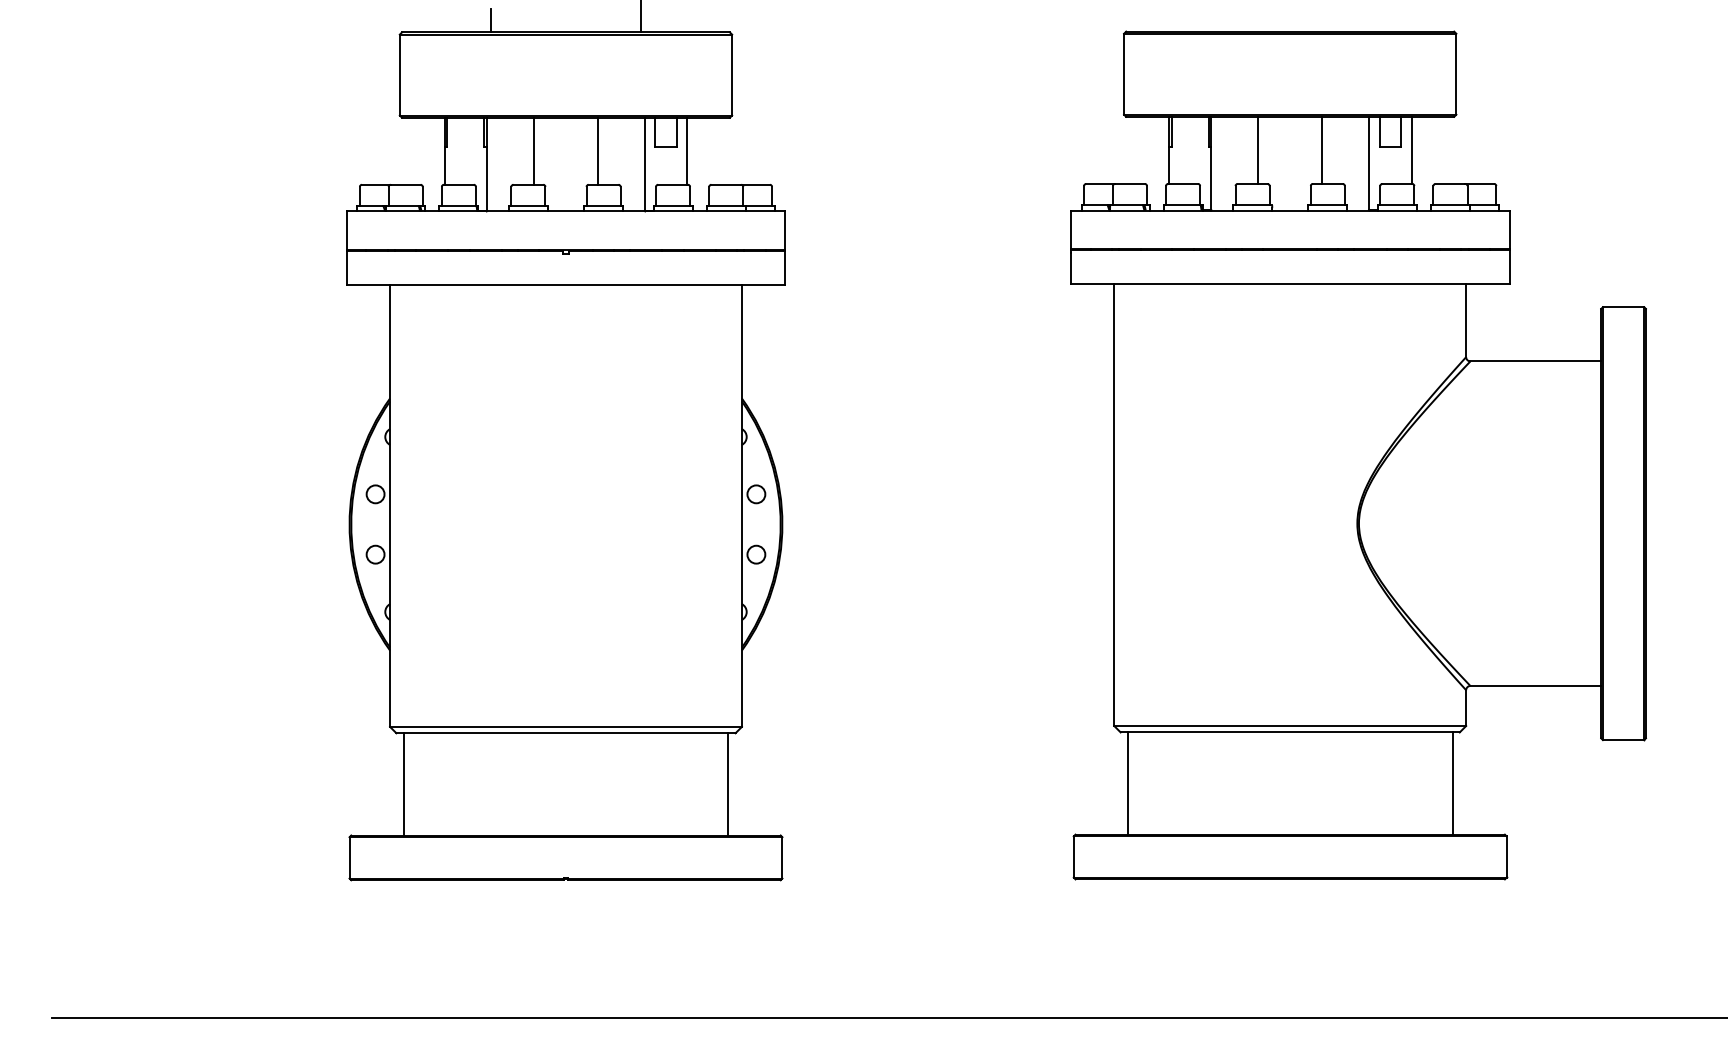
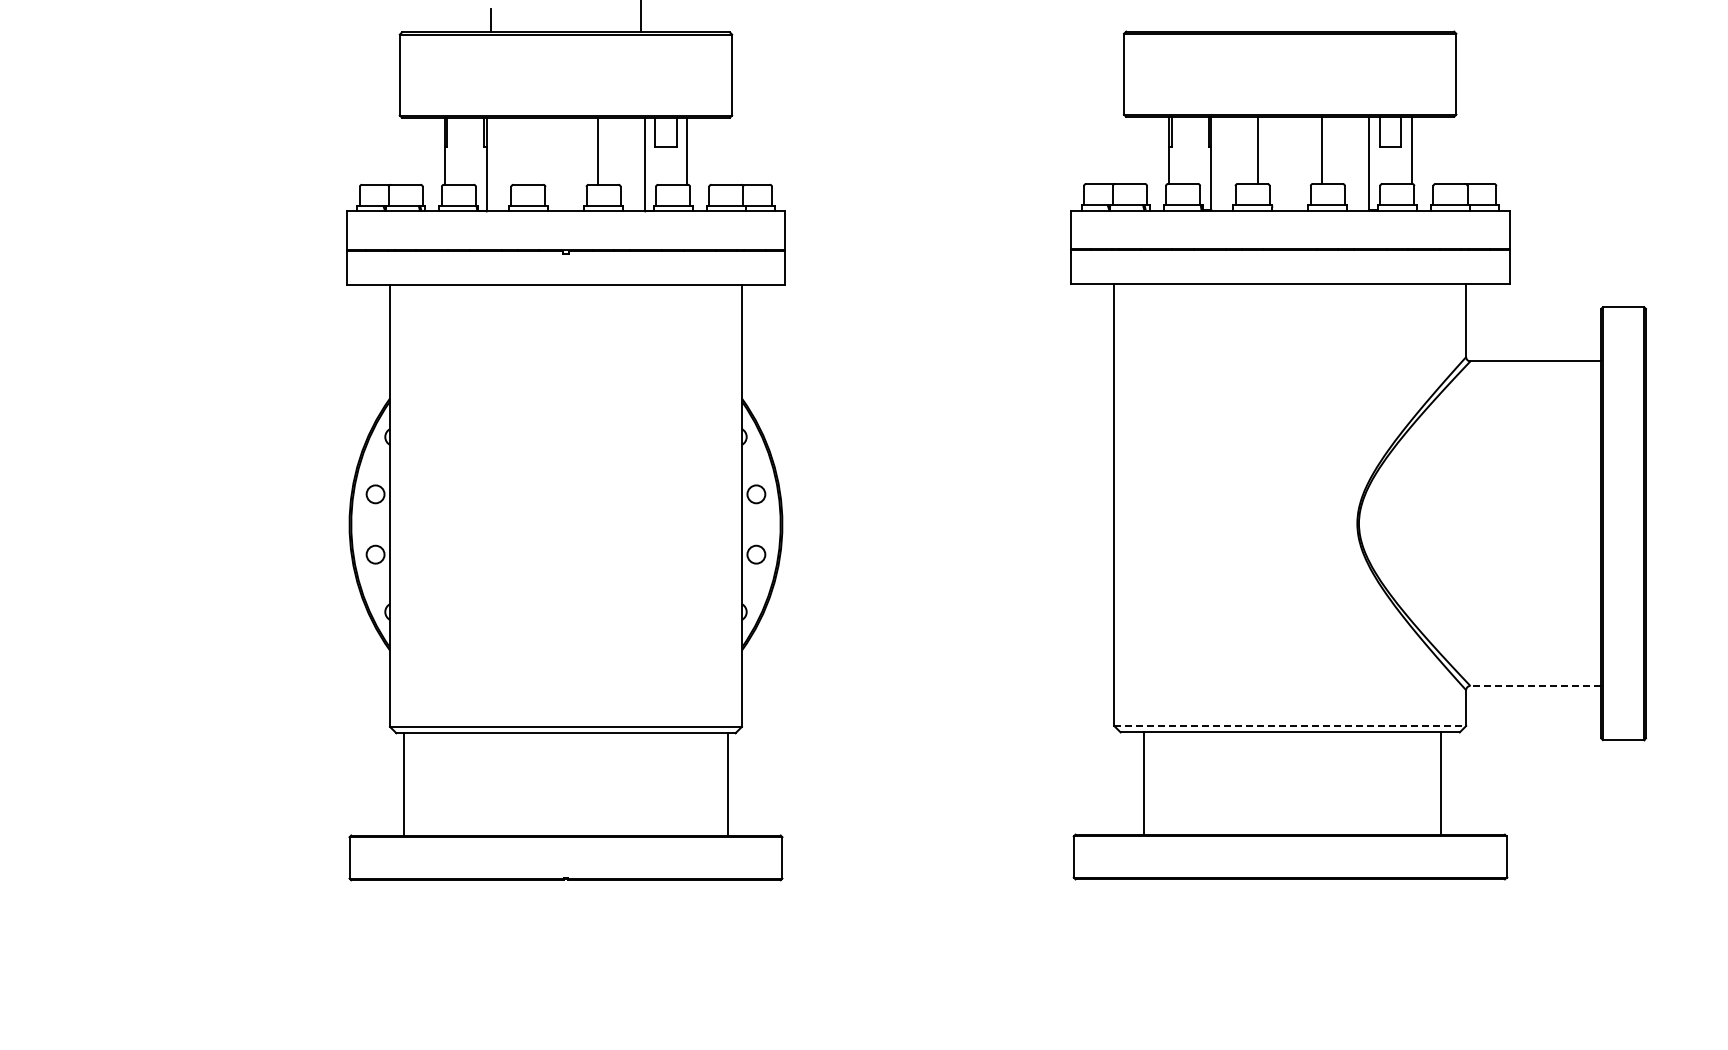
line: present -> none (534, 150)
line: solid -> dashed (1535, 685)
line: solid -> dashed (1290, 726)
line position: (1127, 783) -> (1143, 783) (1143, 783)
line position: (1452, 783) -> (1440, 783) (1440, 783)
line: present -> none (887, 1018)
